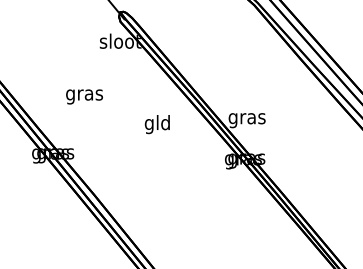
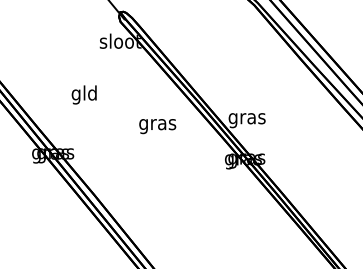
text: gras -> gld (84, 94)
text: gld -> gras (157, 124)
